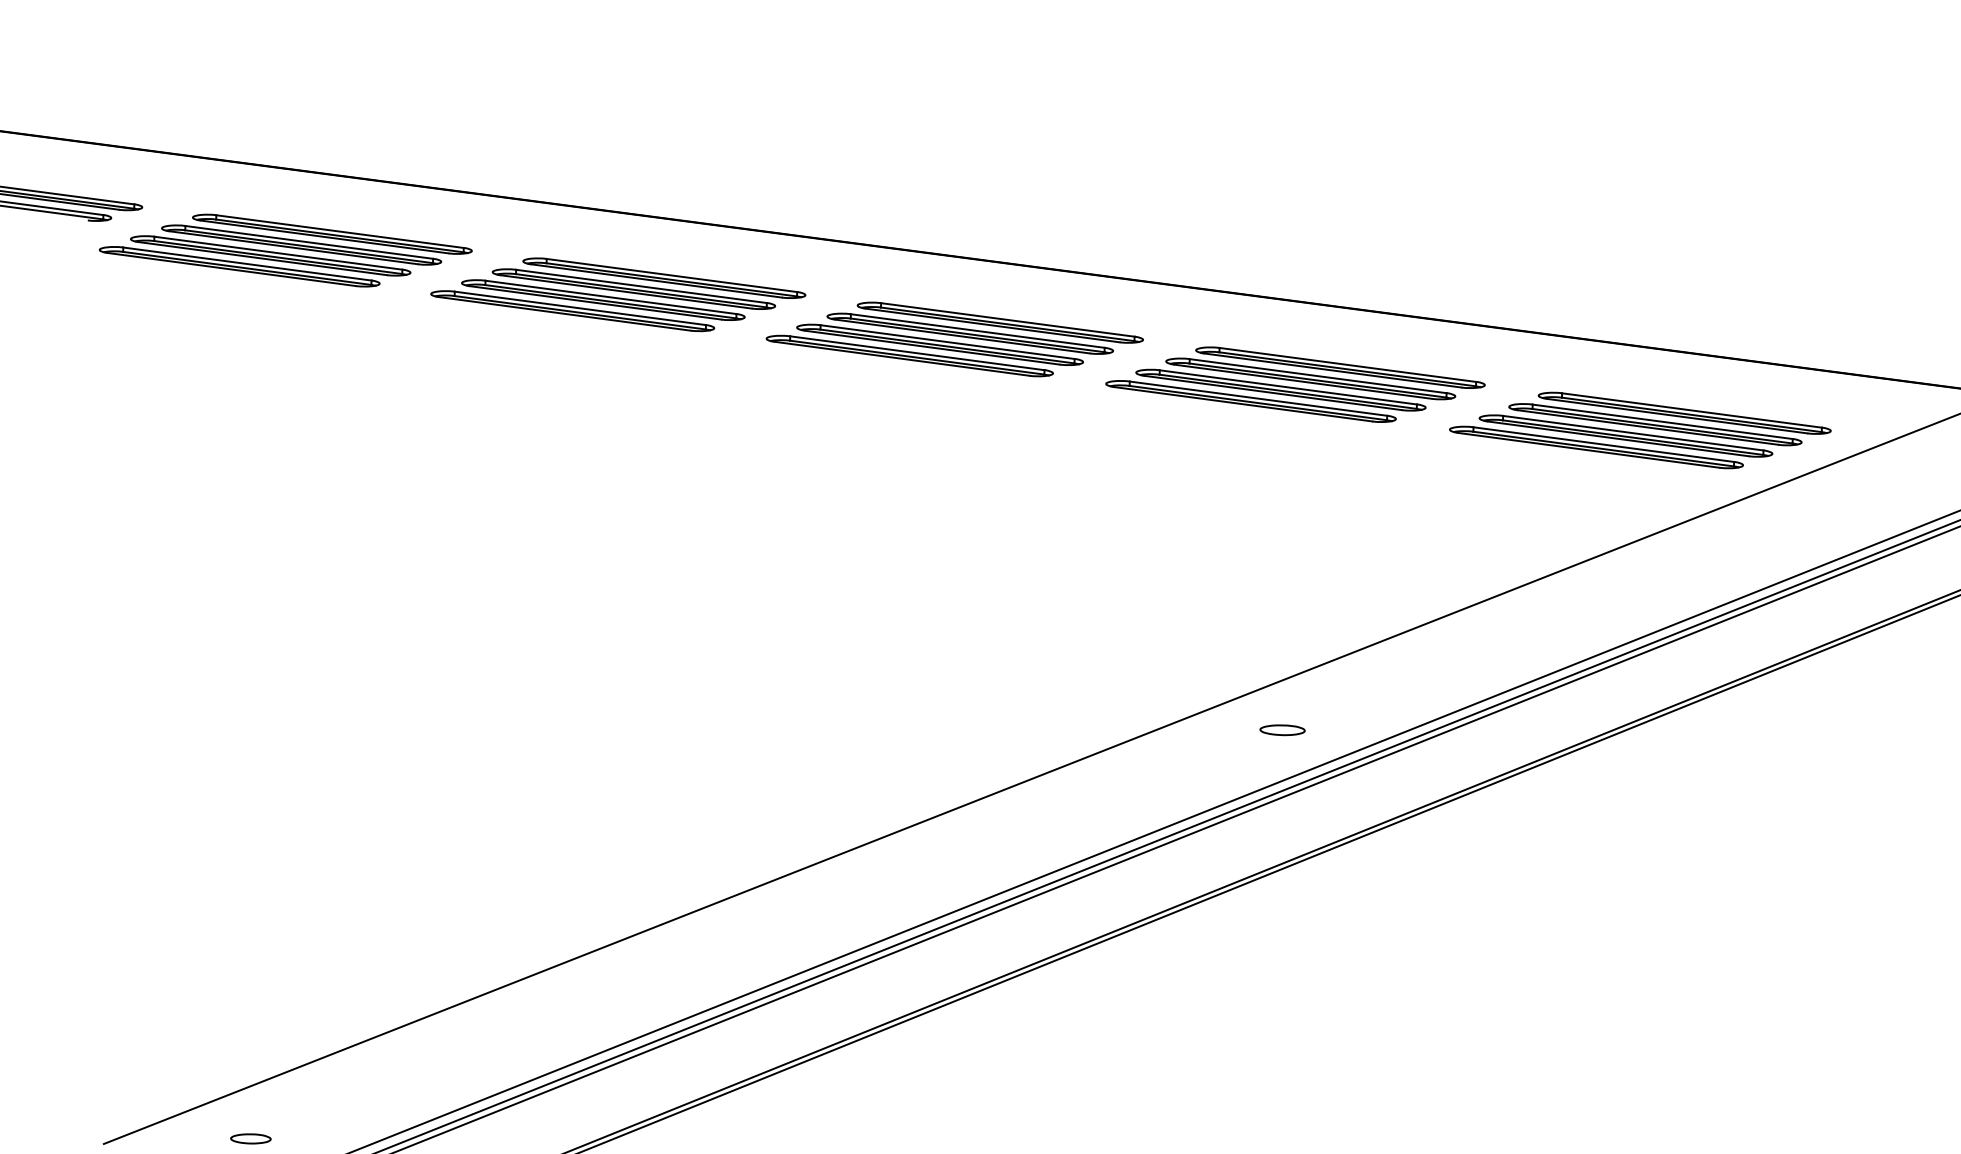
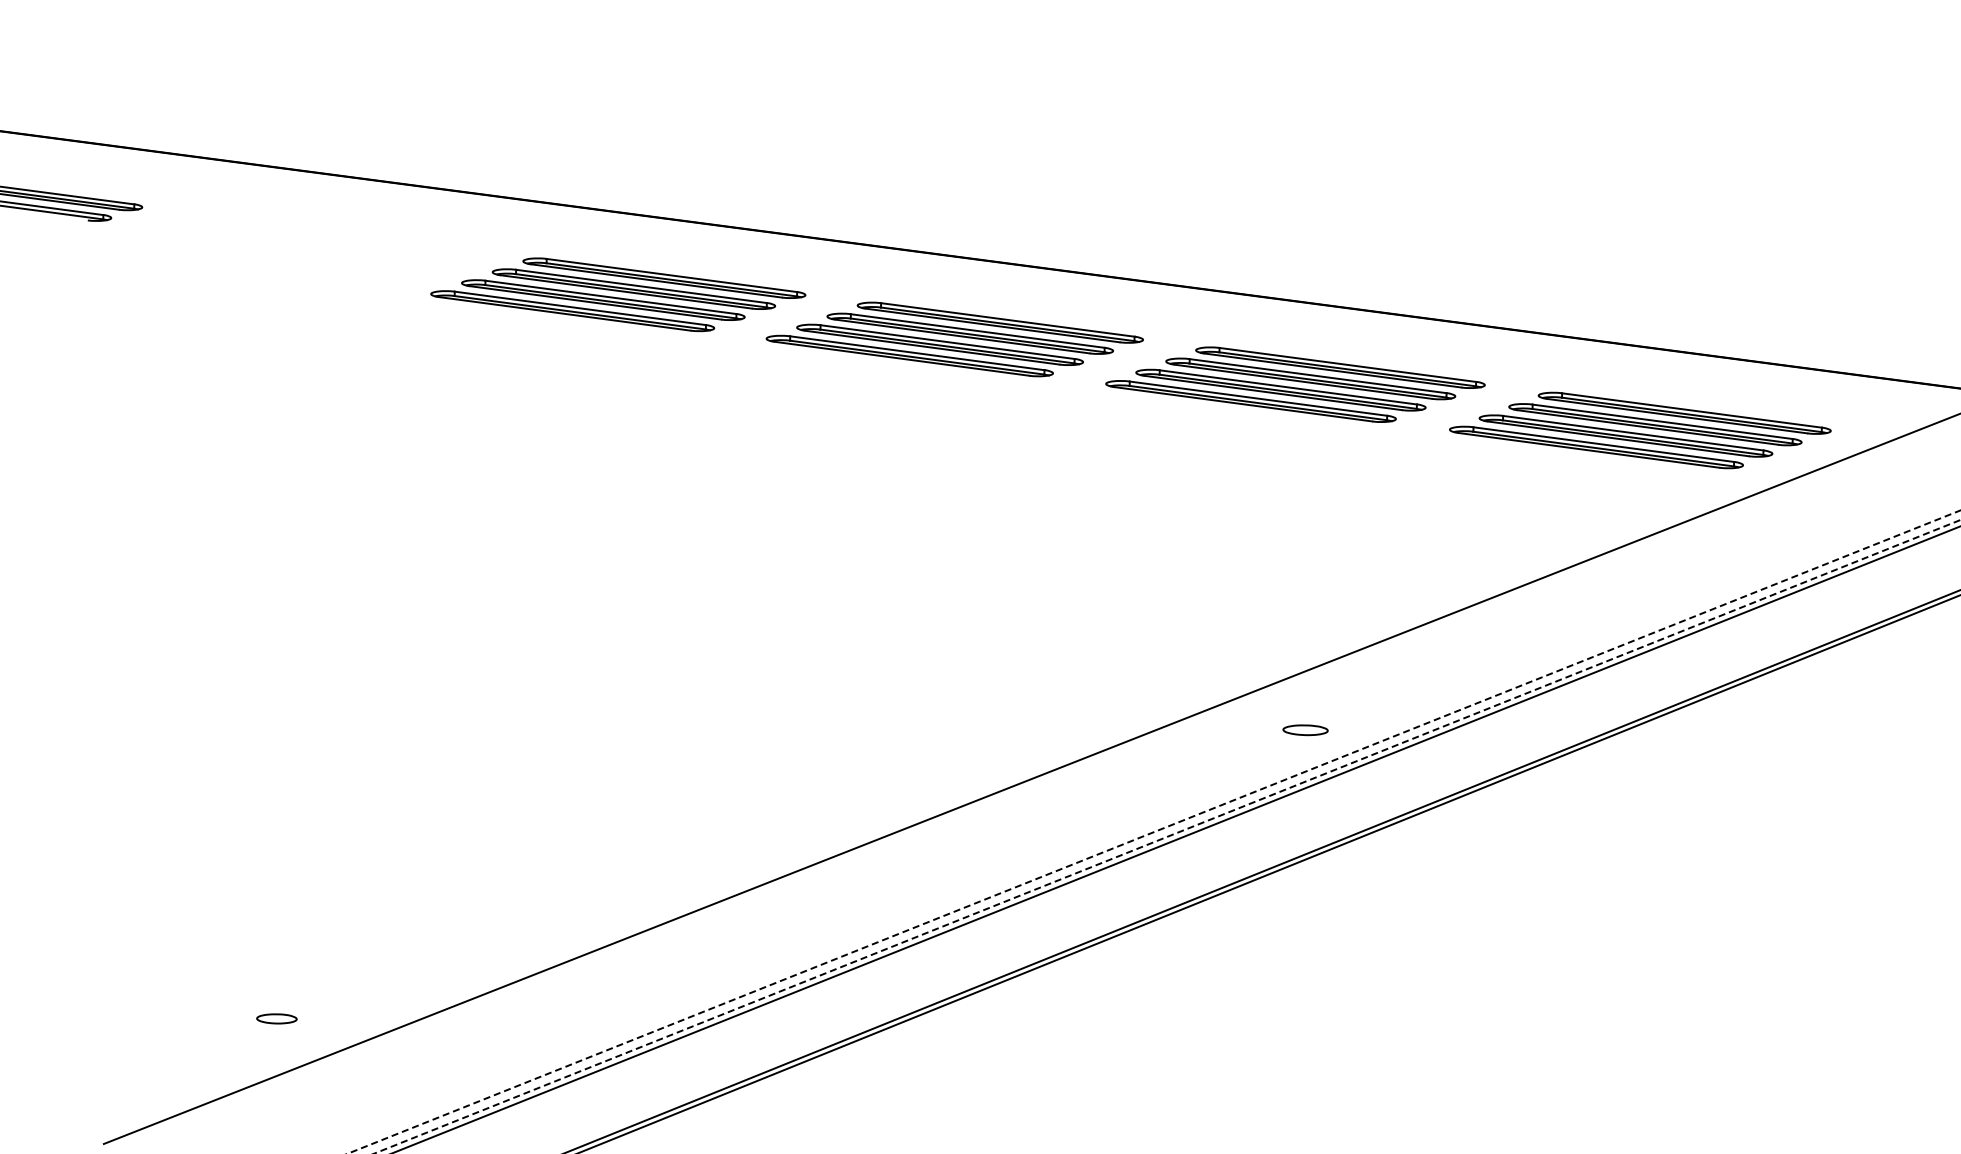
part: present -> none (285, 250)
part position: (1282, 730) -> (1305, 730) (1305, 730)
line: solid -> dashed (1153, 832)
line: solid -> dashed (1167, 836)
part position: (250, 1138) -> (276, 1018) (276, 1018)
